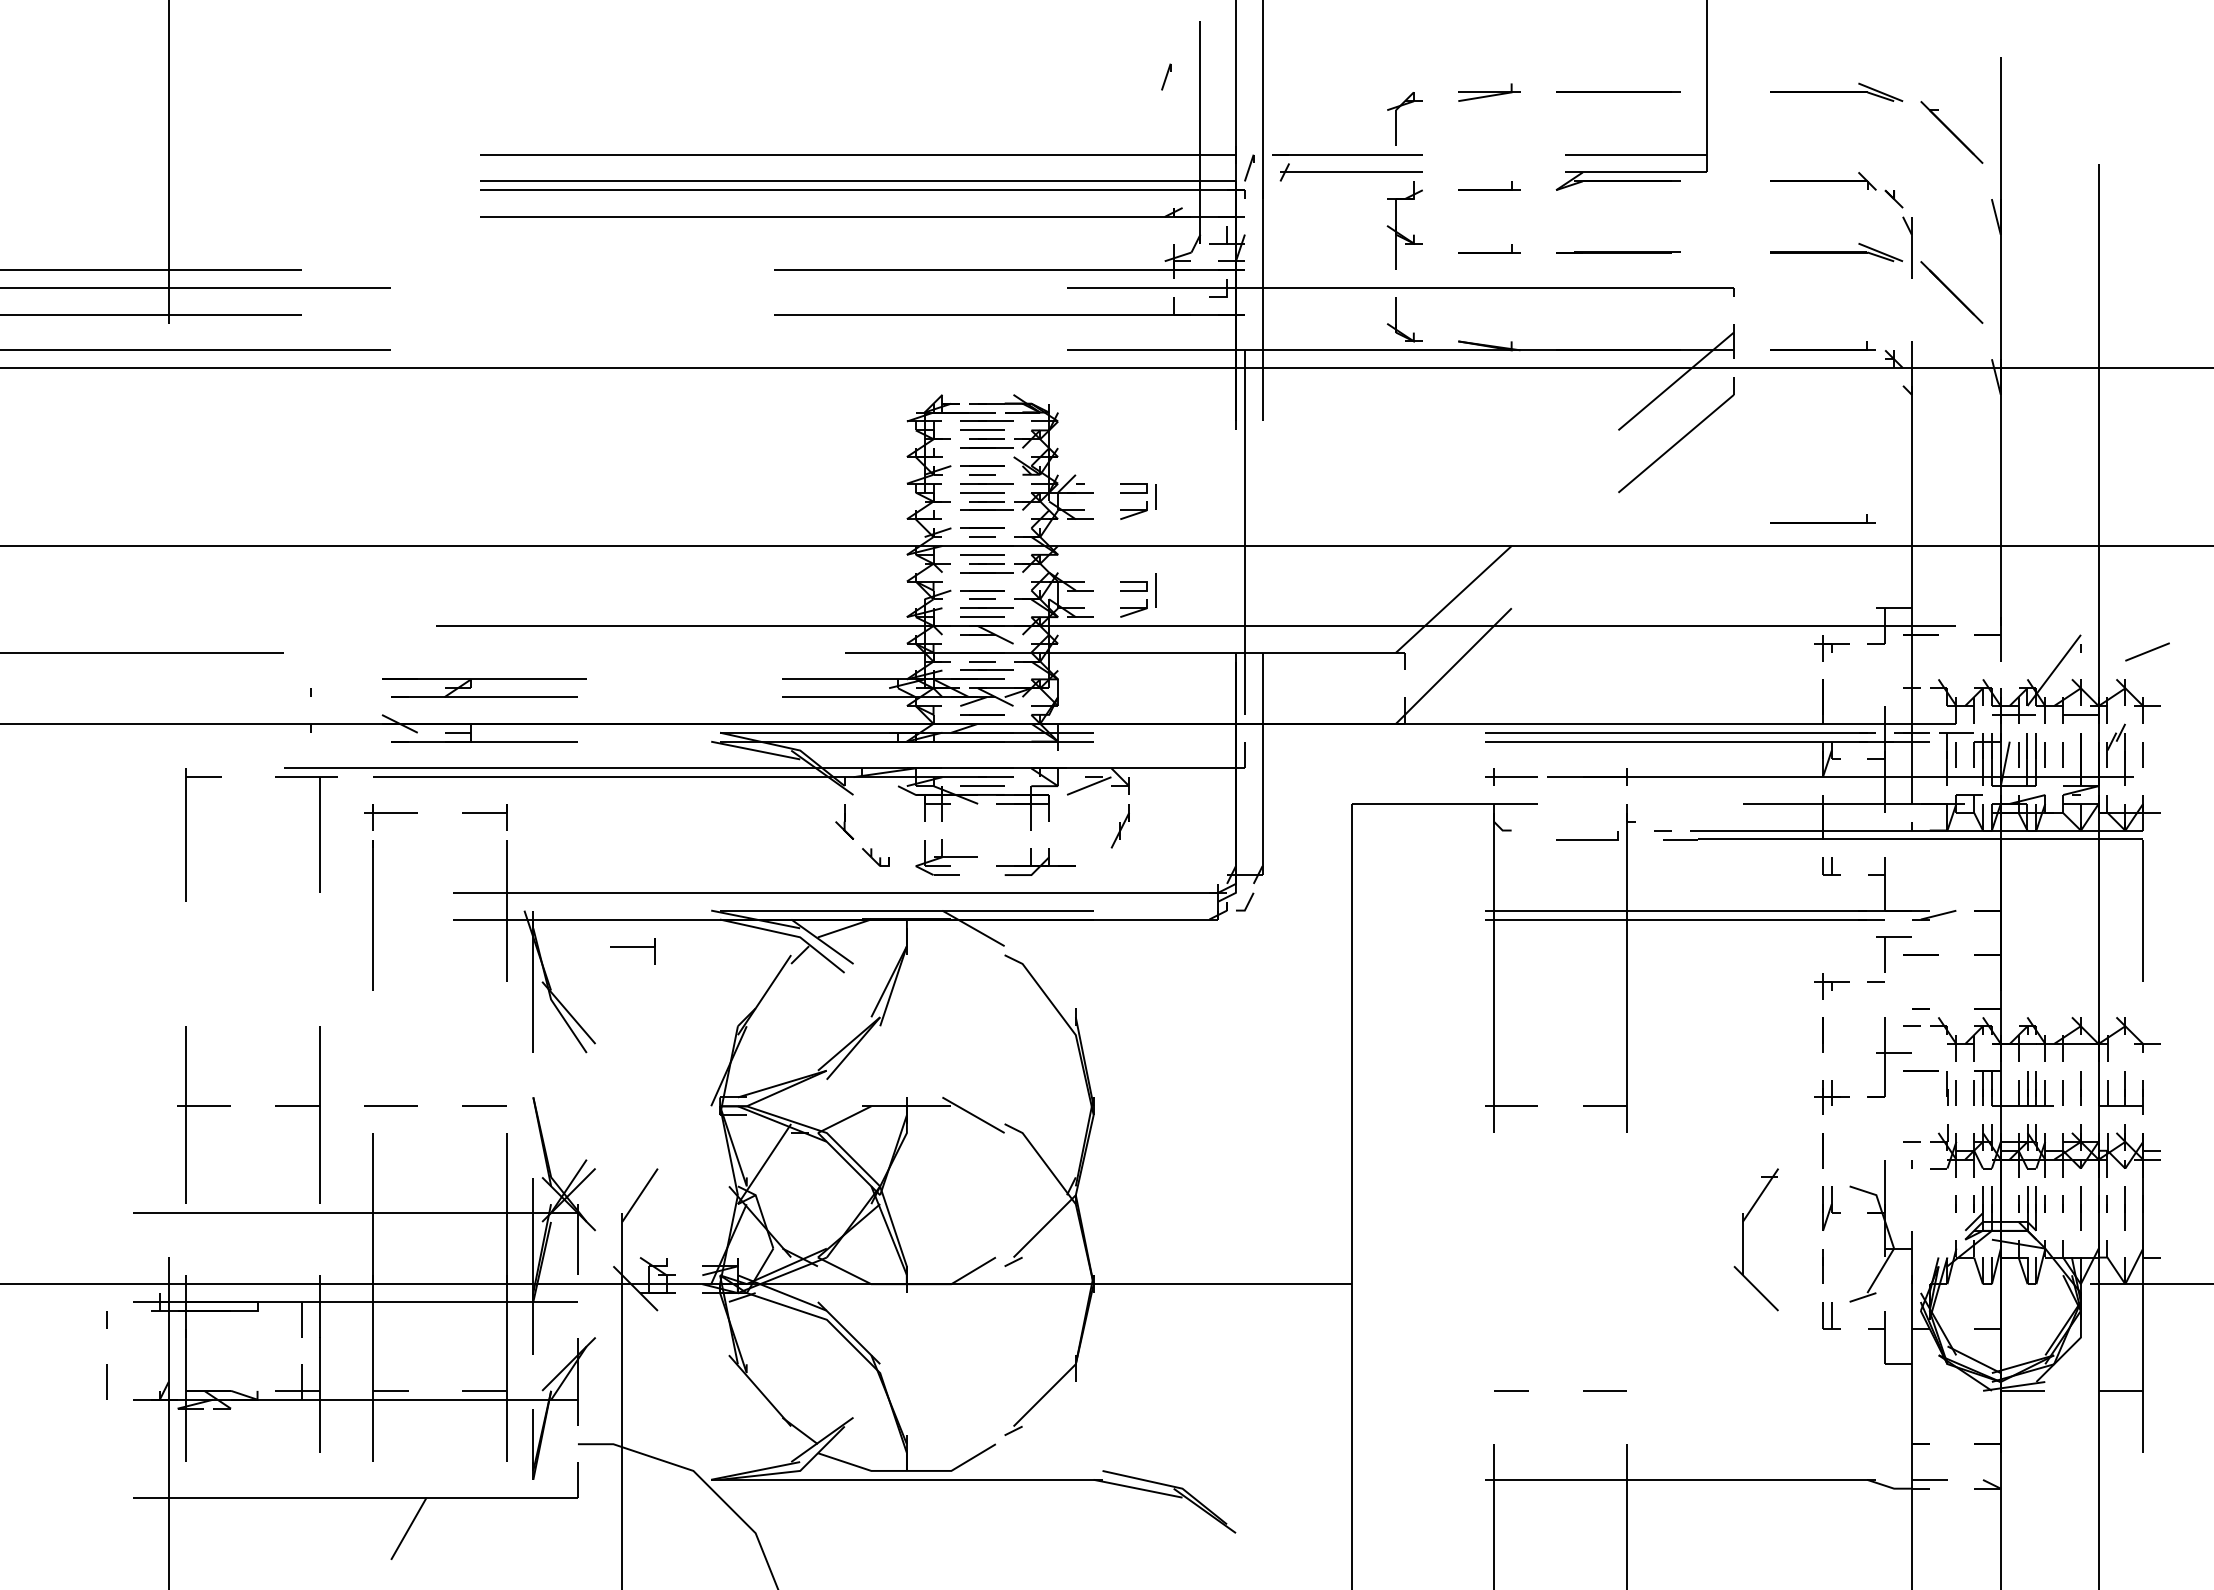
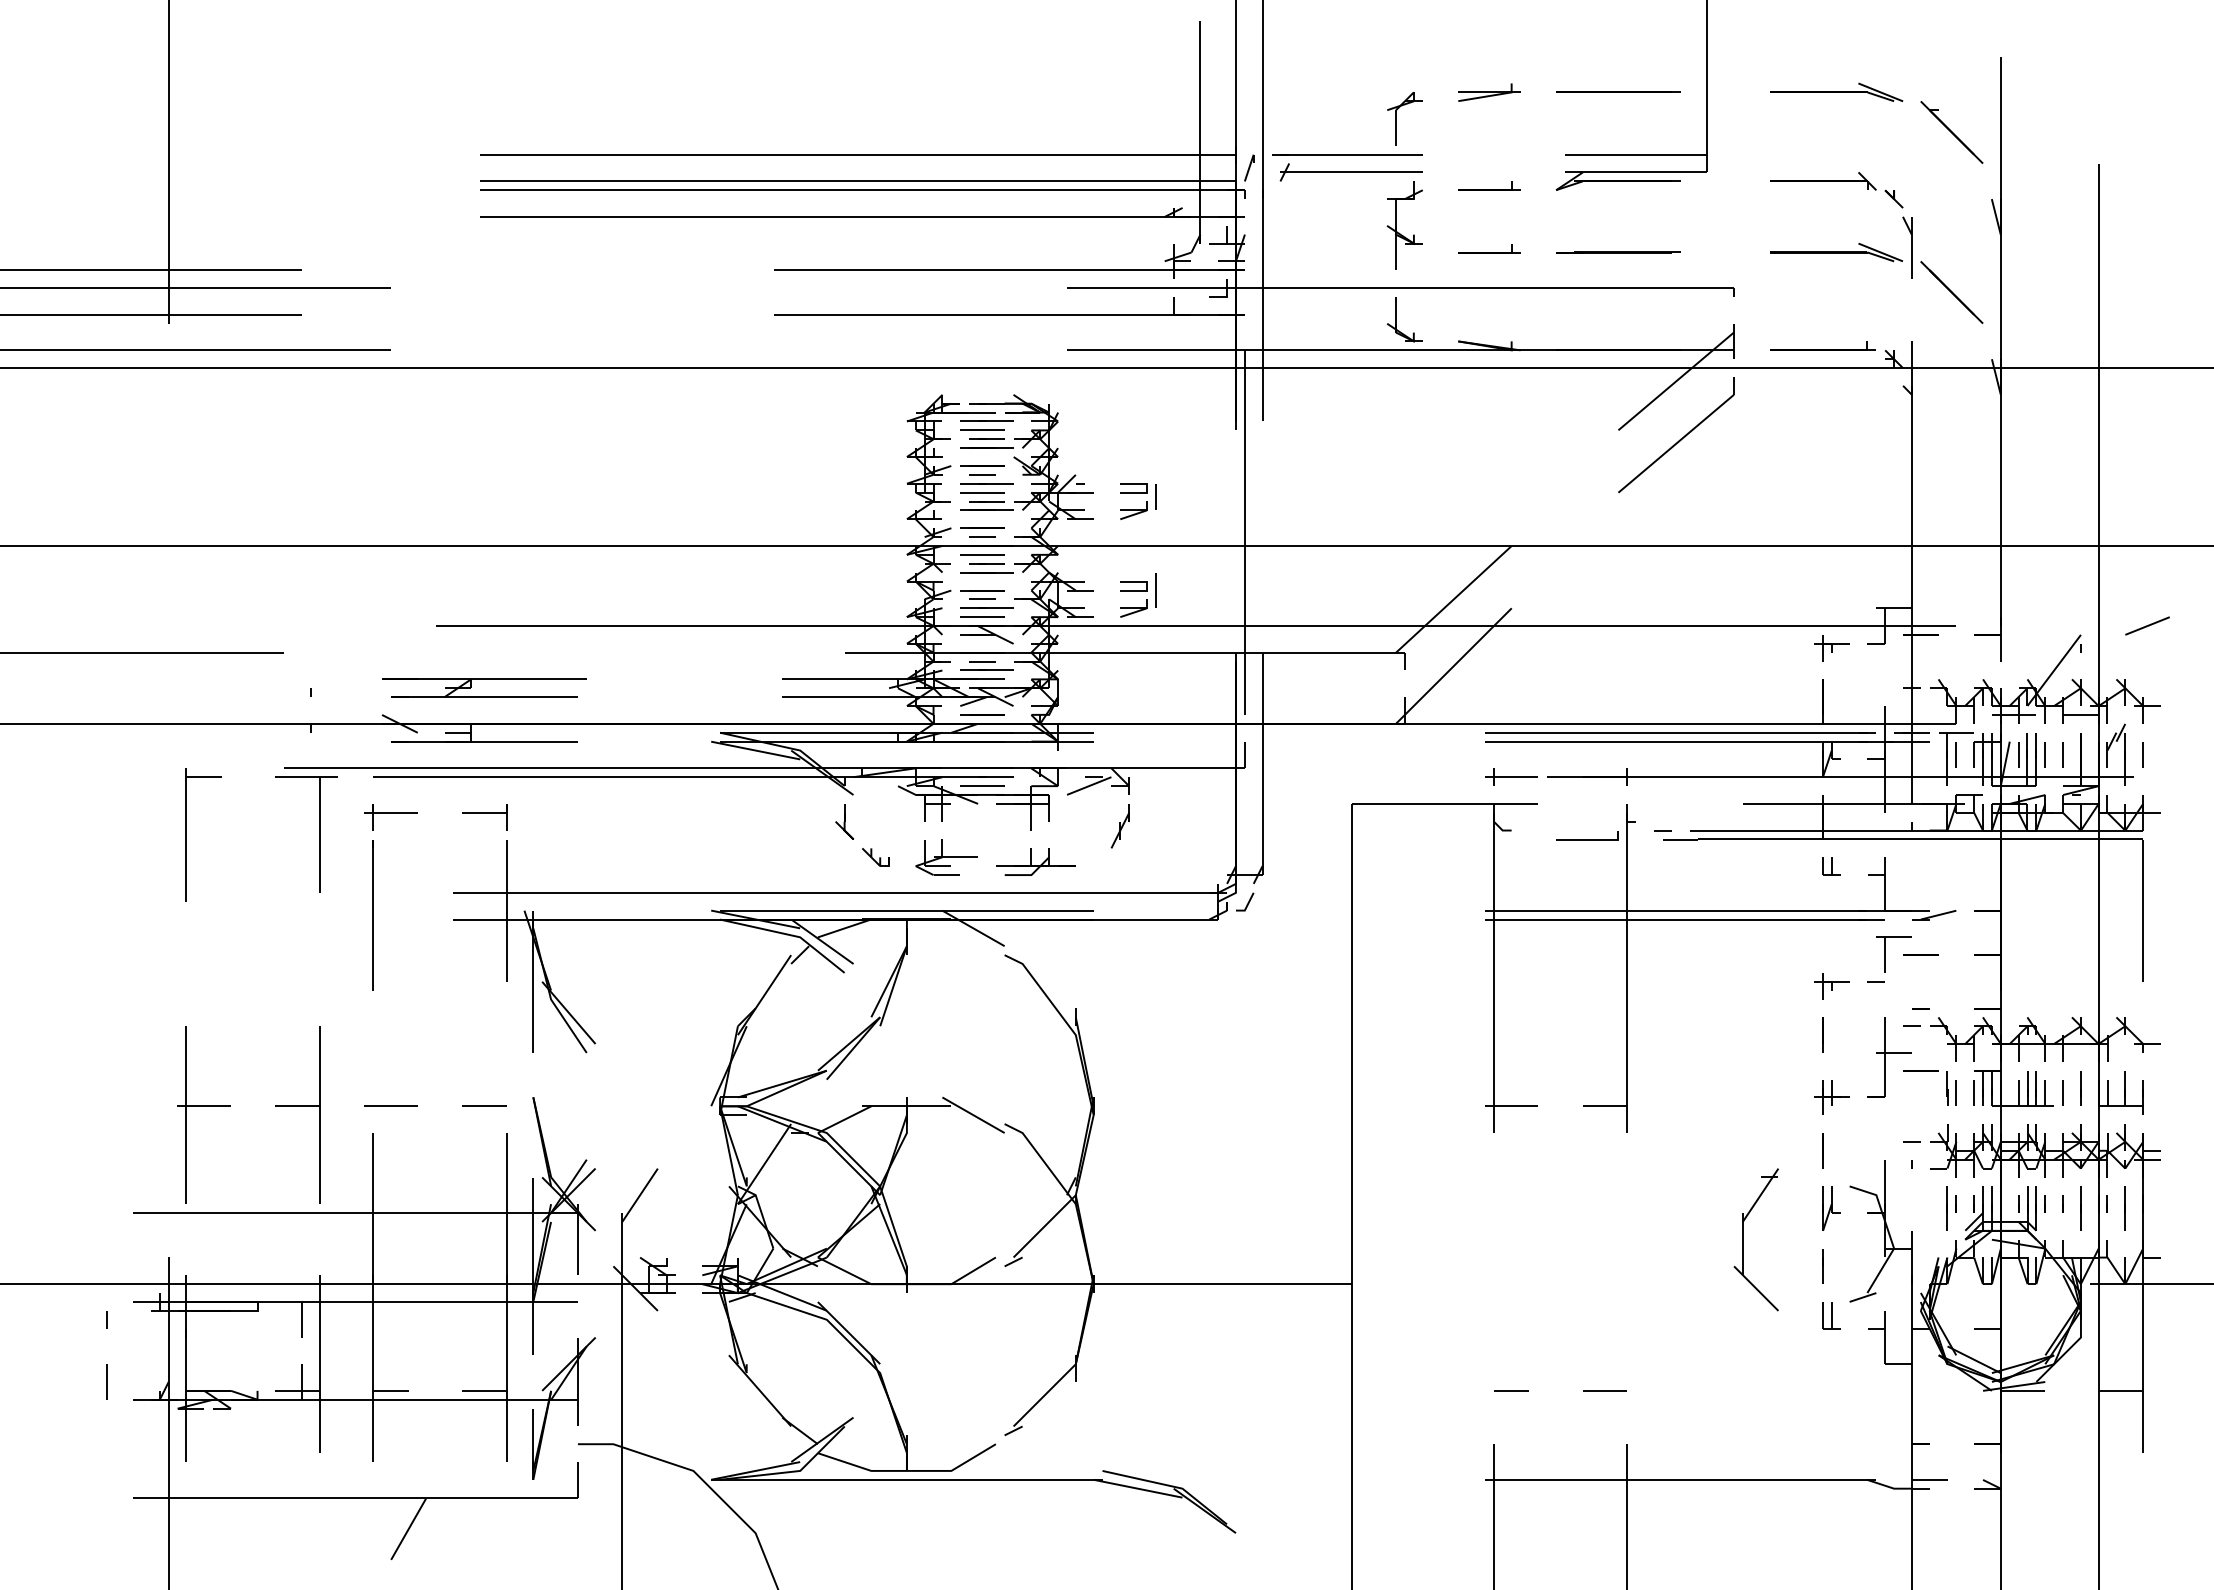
part: present -> none (1166, 76)
part: present -> none (1822, 518)
line position: (2147, 651) -> (2147, 625) (2147, 625)
part: present -> none (632, 951)
line: none -> present (1946, 1208)
